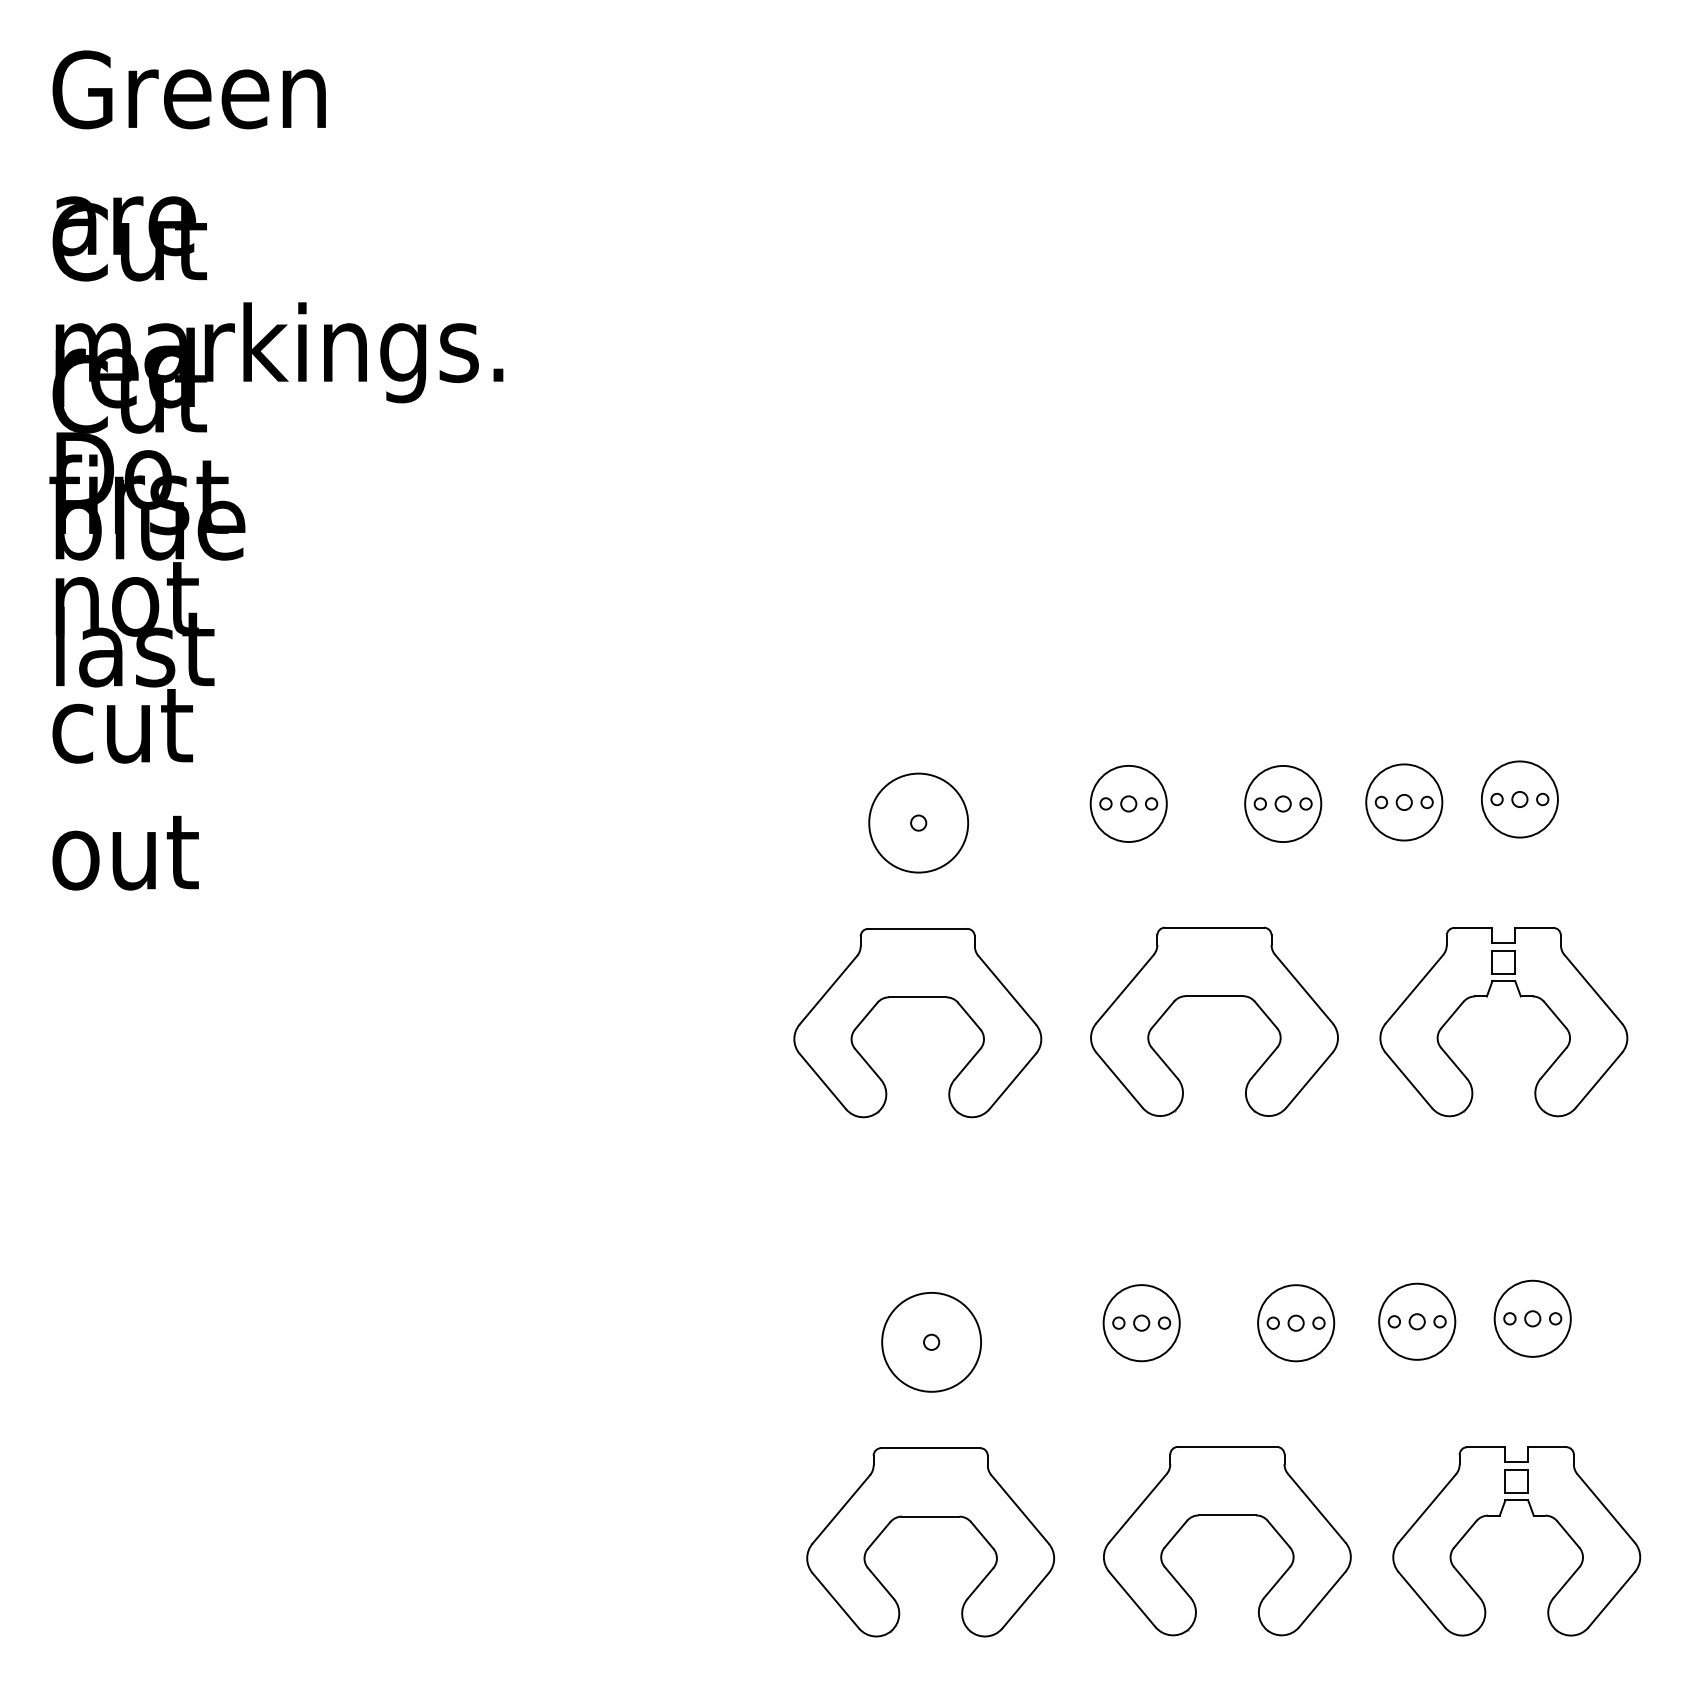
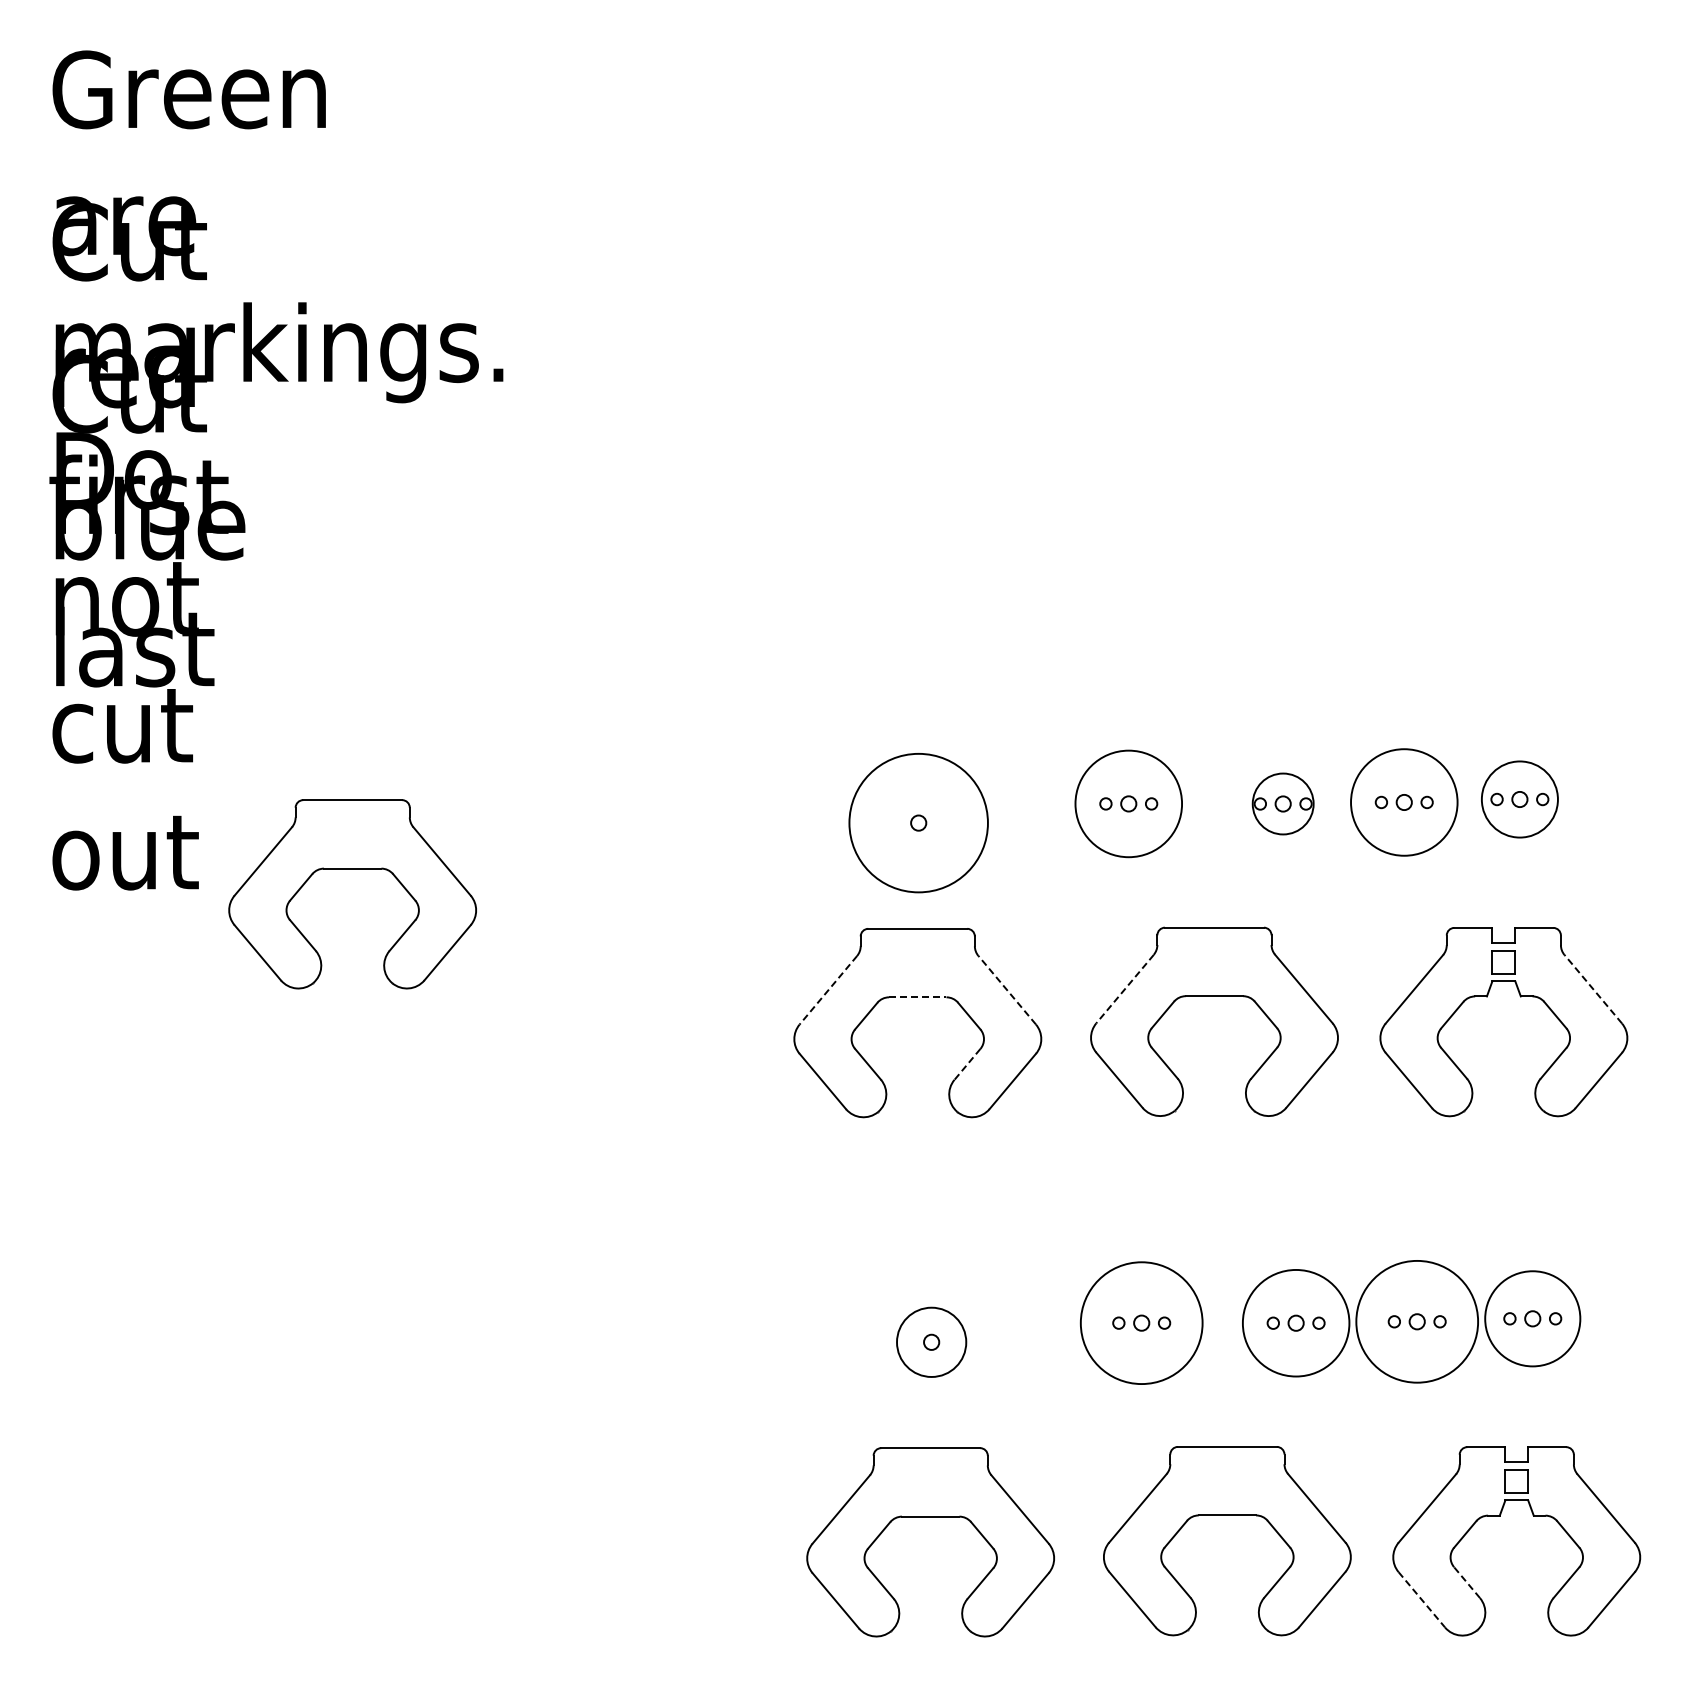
circle diameter: 76 px -> 107 px (1404, 802)
circle diameter: 76 px -> 107 px (1128, 803)
circle diameter: 76 px -> 61 px (1282, 803)
circle diameter: 99 px -> 139 px (918, 822)
part: none -> present (352, 869)
line: solid -> dashed (1125, 989)
line: solid -> dashed (1593, 989)
line: solid -> dashed (828, 990)
line: solid -> dashed (1007, 990)
line: solid -> dashed (917, 997)
line: solid -> dashed (967, 1064)
circle diameter: 76 px -> 95 px (1532, 1318)
circle diameter: 76 px -> 122 px (1417, 1321)
circle diameter: 76 px -> 122 px (1141, 1323)
circle diameter: 76 px -> 107 px (1295, 1322)
circle diameter: 99 px -> 69 px (931, 1341)
line: solid -> dashed (1466, 1582)
line: solid -> dashed (1422, 1600)
